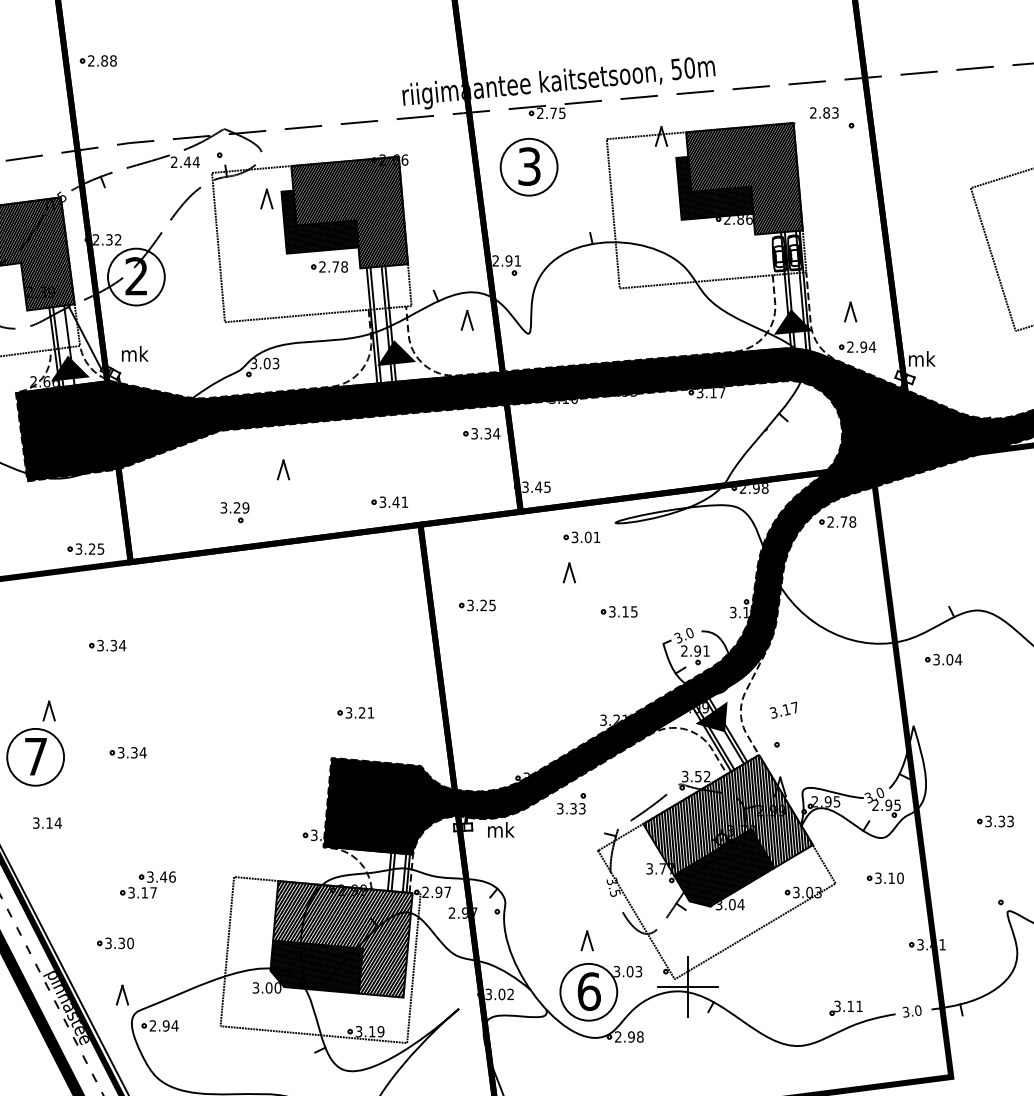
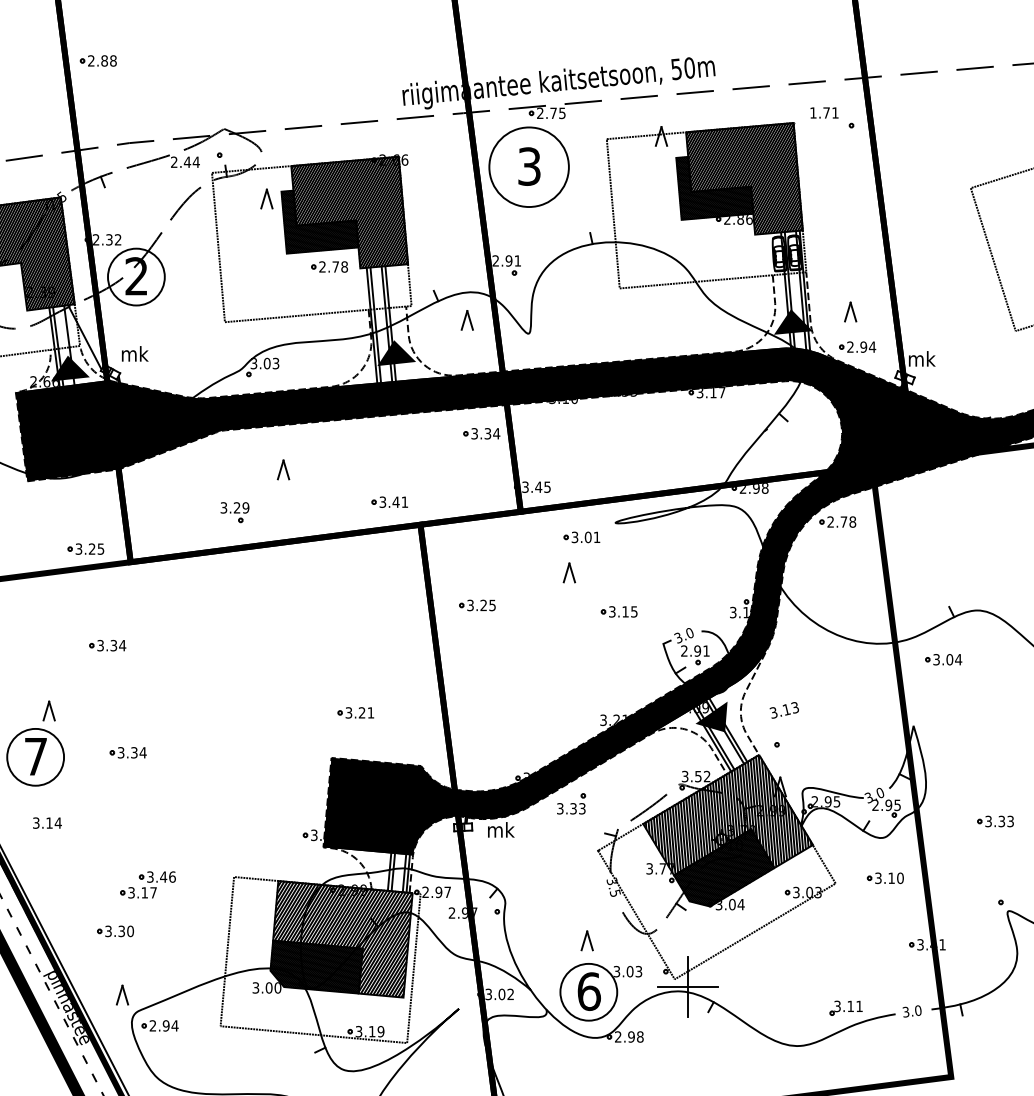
text: 2.83 -> 1.71 (824, 112)
circle diameter: 57 px -> 80 px (528, 167)
text: 3.17 -> 3.13 (794, 707)
part position: (115, 943) -> (115, 931) (115, 931)
